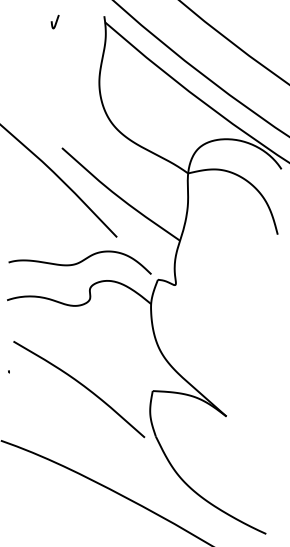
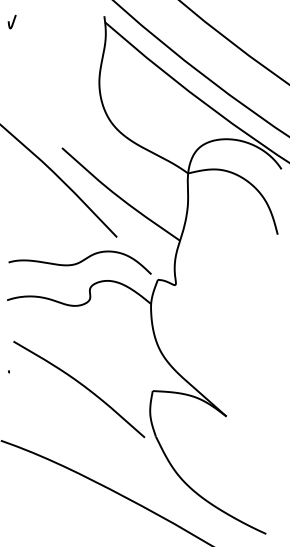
curve position: (55, 21) -> (12, 21) (12, 21)
